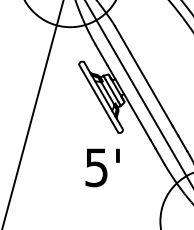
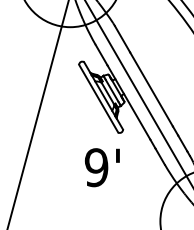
line position: (32, 114) -> (38, 114) (38, 114)
text: 5' -> 9' (96, 167)
